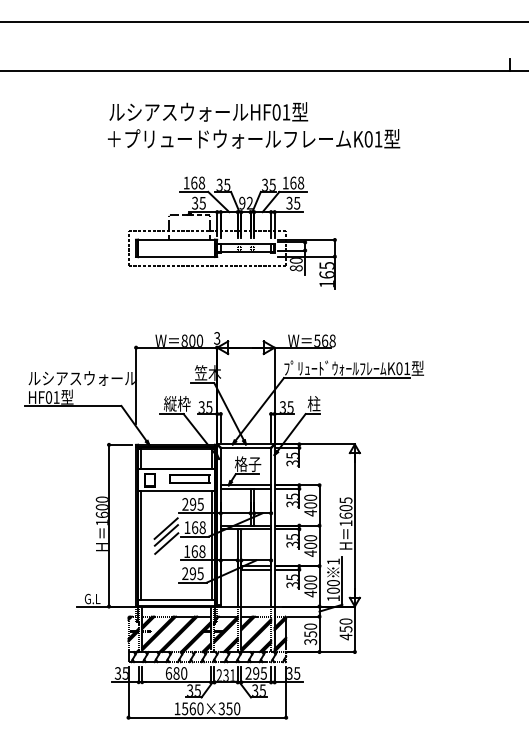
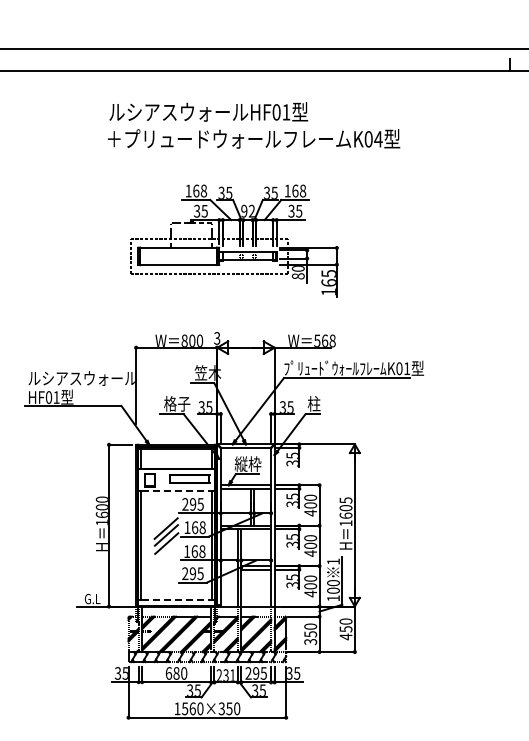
line position: (263, 22) -> (263, 49) (263, 49)
text: K01 -> K04 (378, 139)
part position: (232, 232) -> (234, 240) (234, 240)
text: 縦枠 -> 格子 (177, 403)
text: 格子 -> 縦枠 (247, 464)
line: solid -> dashed (176, 491)
line: solid -> dashed (176, 599)
